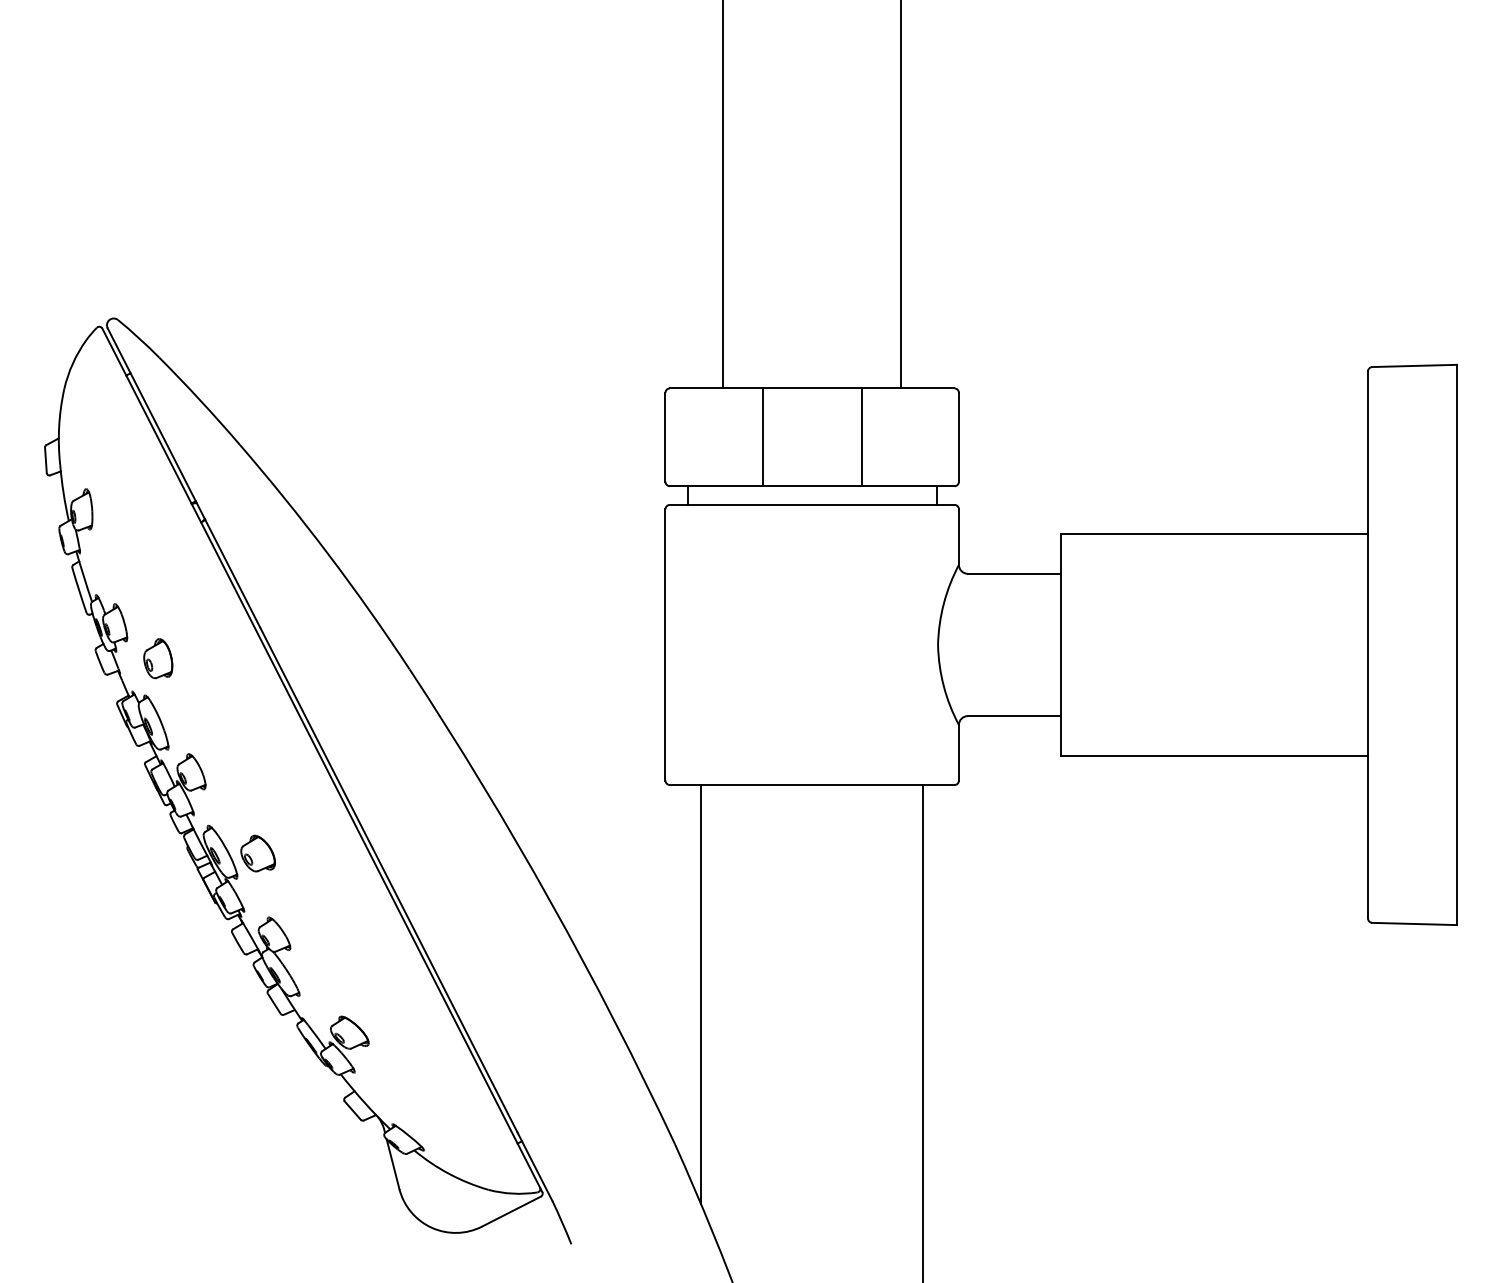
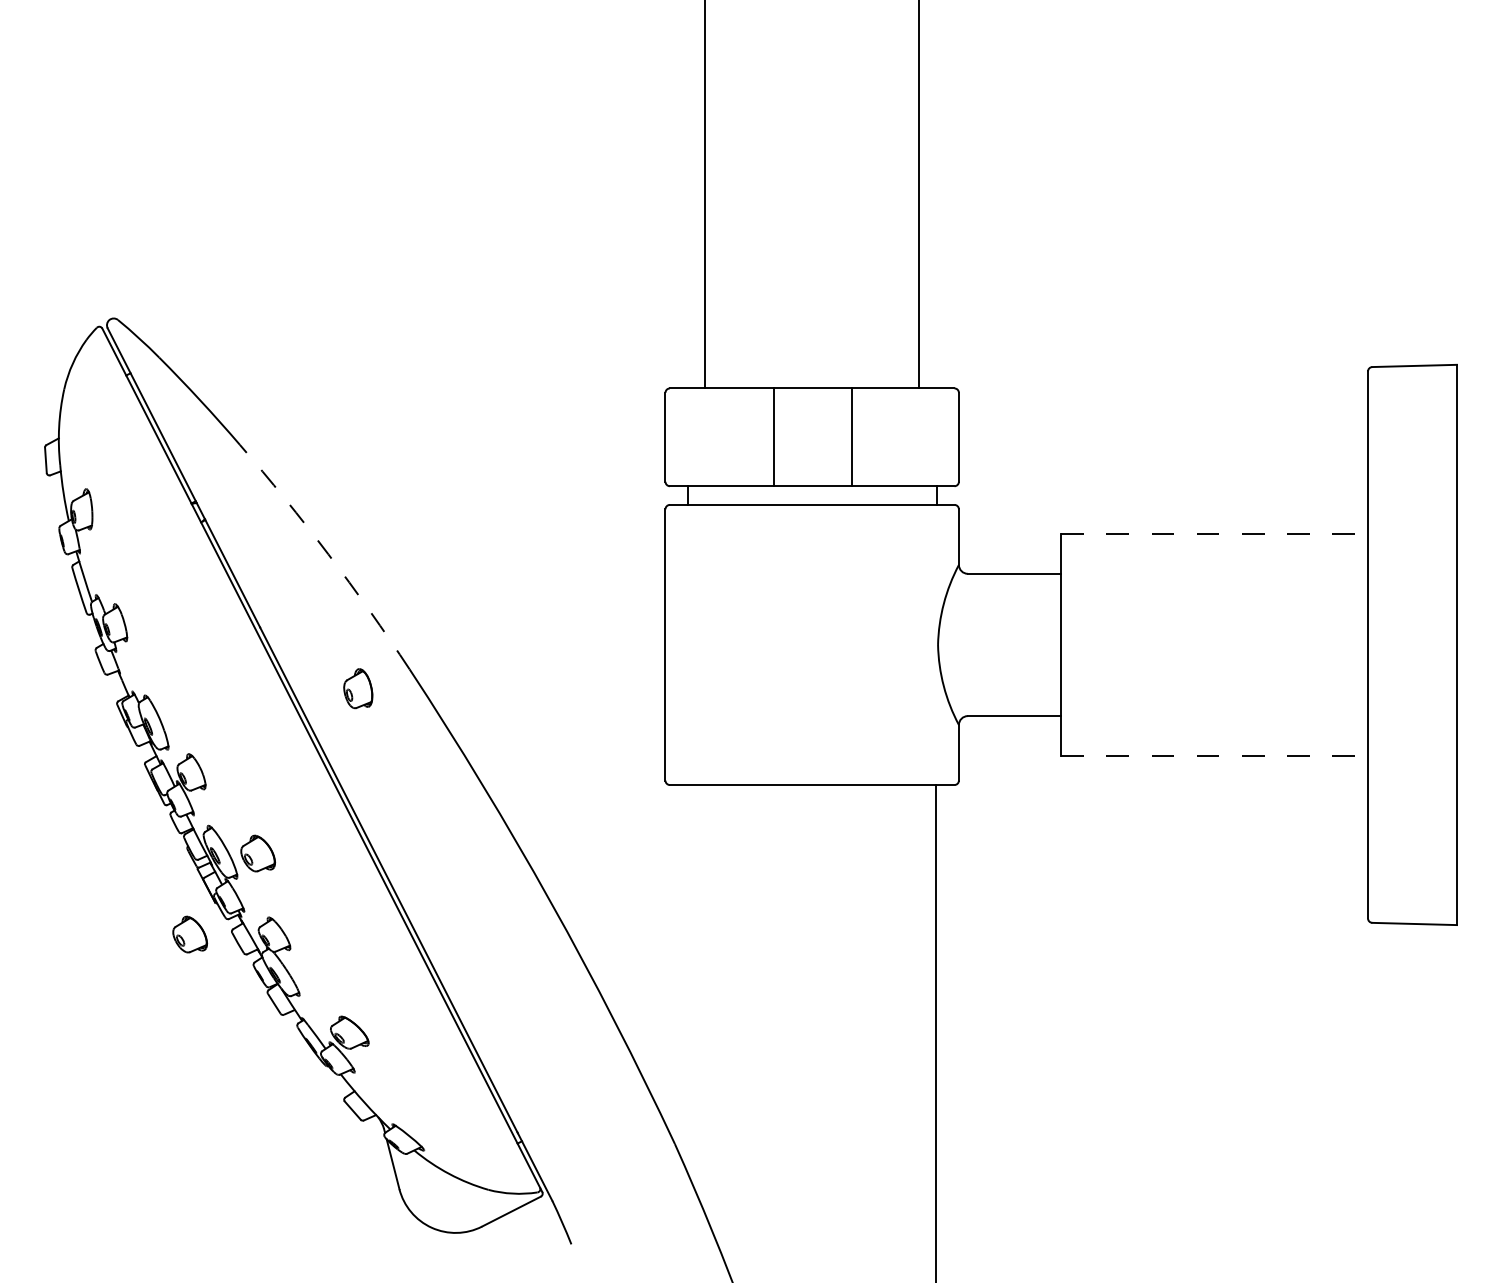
line position: (723, 195) -> (705, 195) (705, 195)
line position: (901, 195) -> (919, 195) (919, 195)
line position: (762, 437) -> (773, 437) (773, 437)
line position: (861, 437) -> (851, 437) (851, 437)
line: solid -> dashed (1215, 533)
arc: solid -> dashed (328, 554)
part position: (158, 658) -> (358, 688) (358, 688)
line: solid -> dashed (1215, 756)
part: none -> present (189, 934)
line: present -> none (701, 994)
line position: (923, 1032) -> (936, 1032) (936, 1032)
